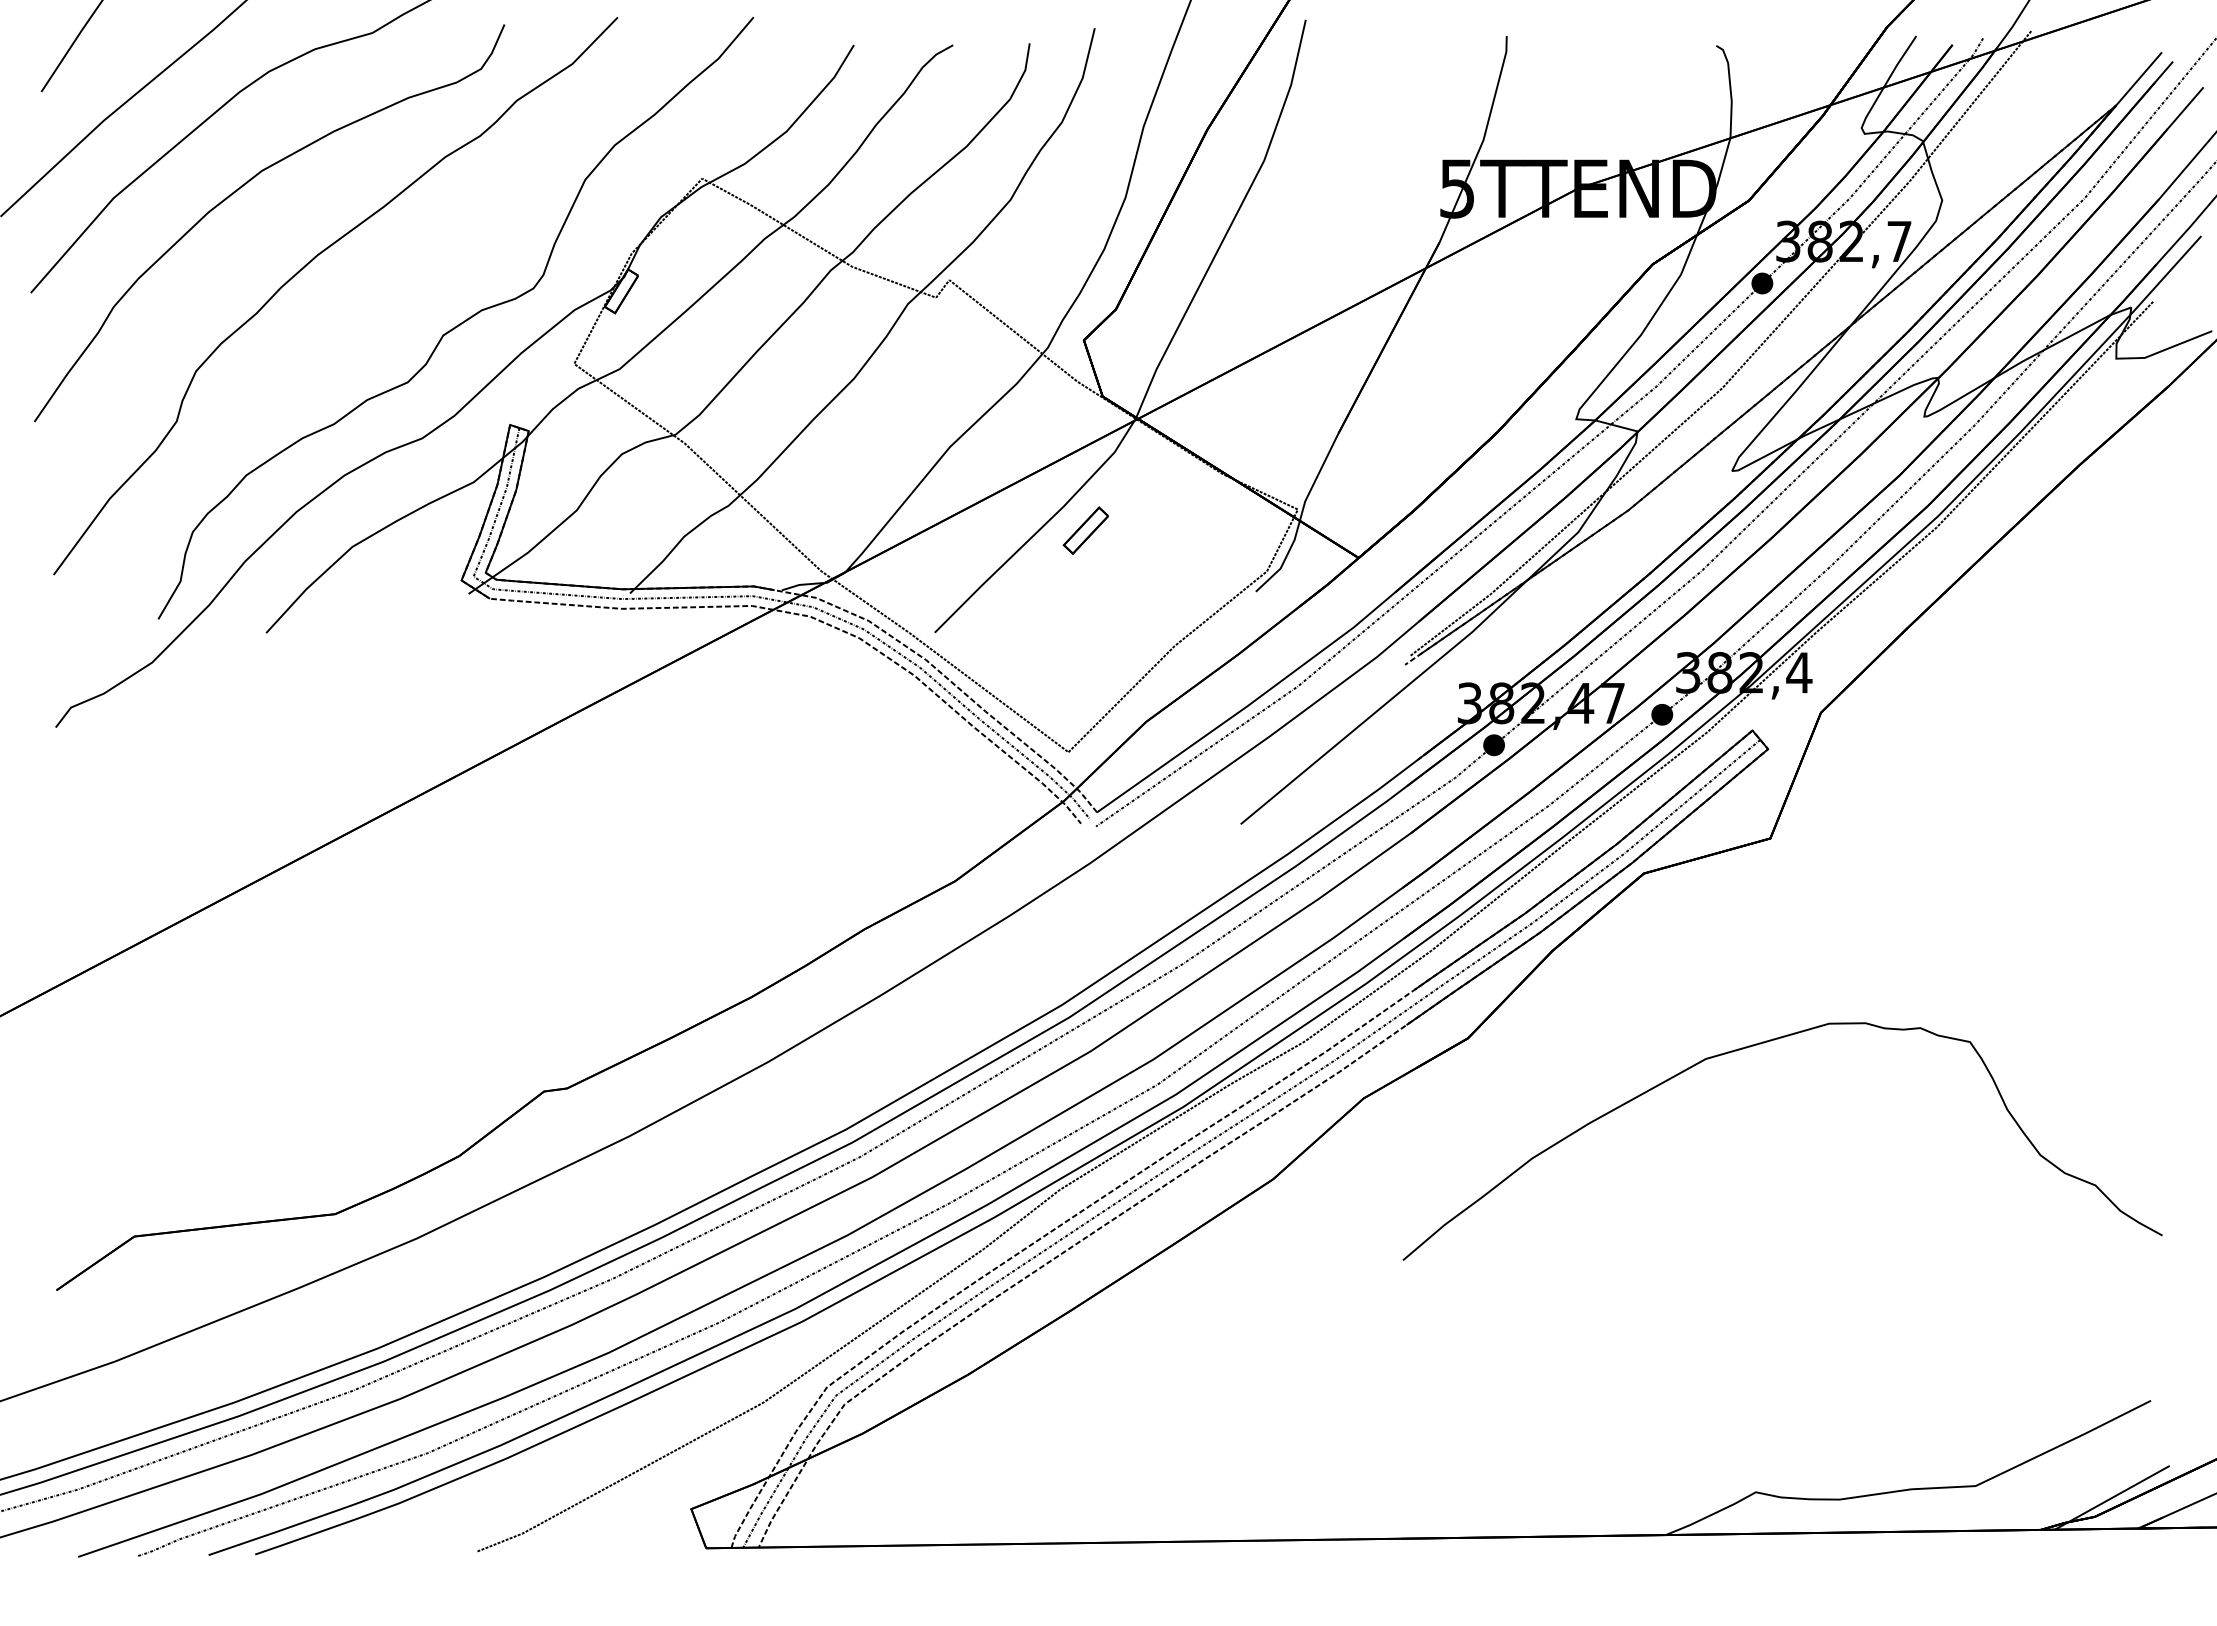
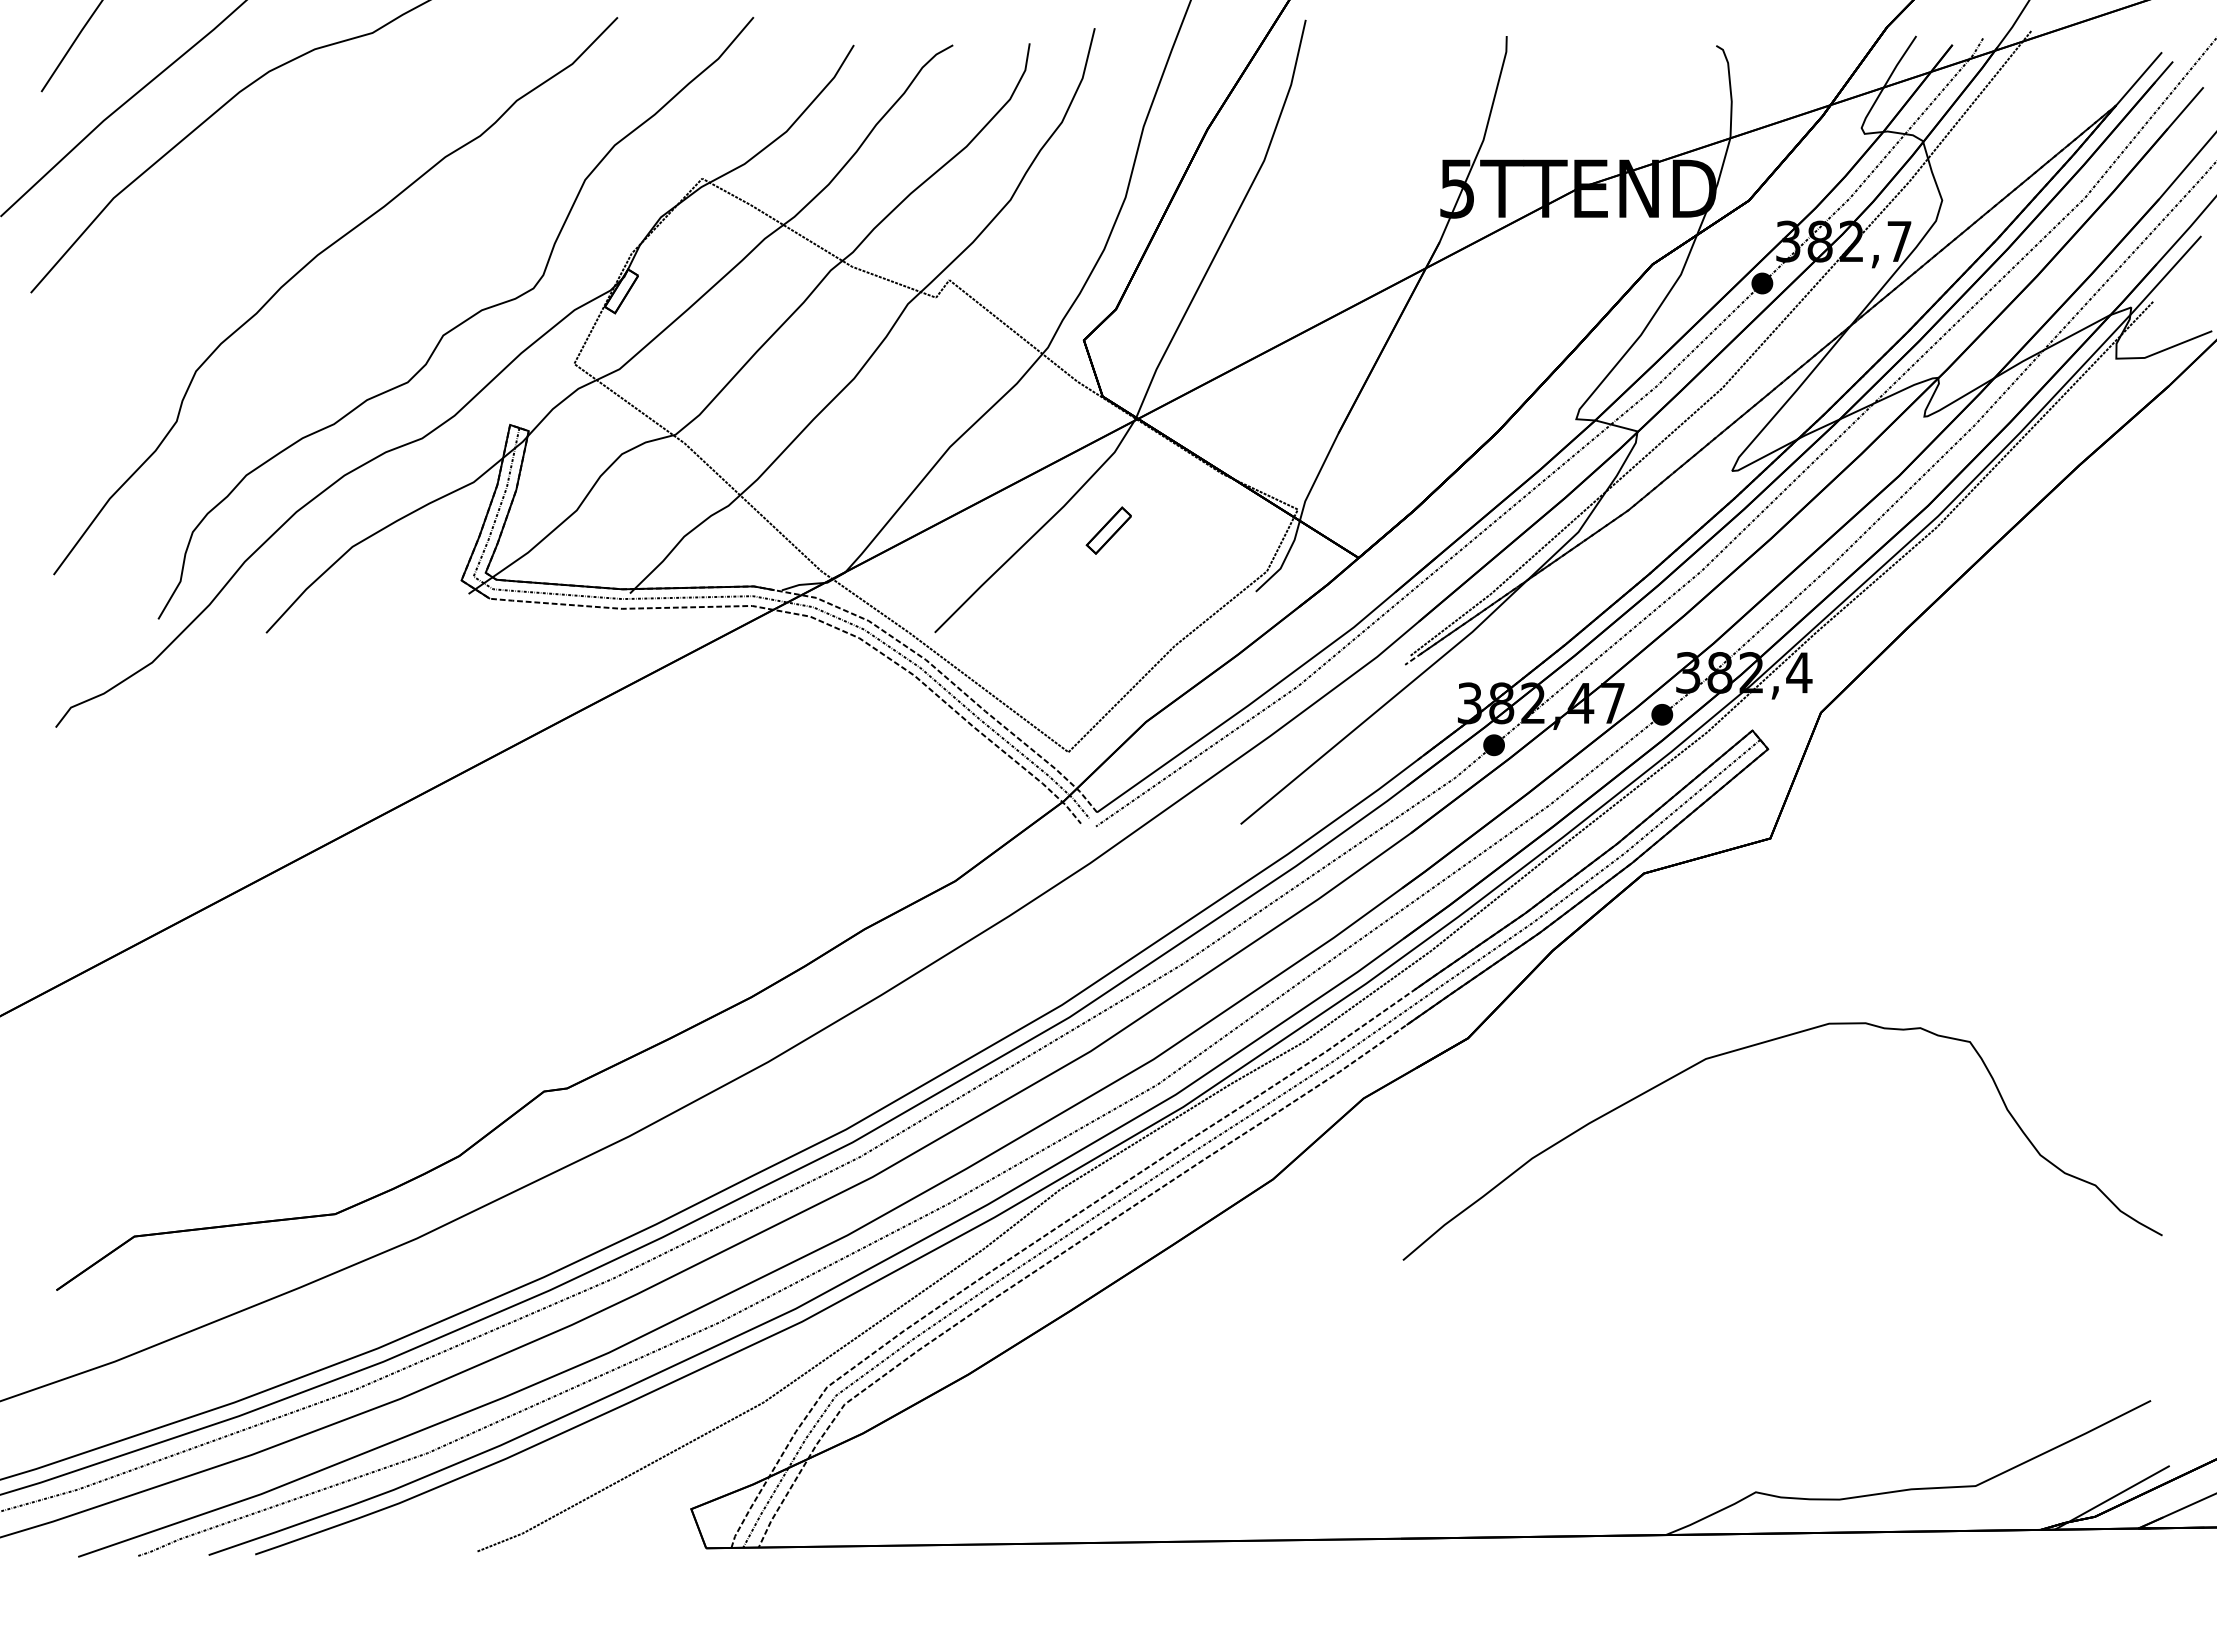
curve: present -> none (242, 187)
part position: (1085, 530) -> (1108, 530) (1108, 530)
